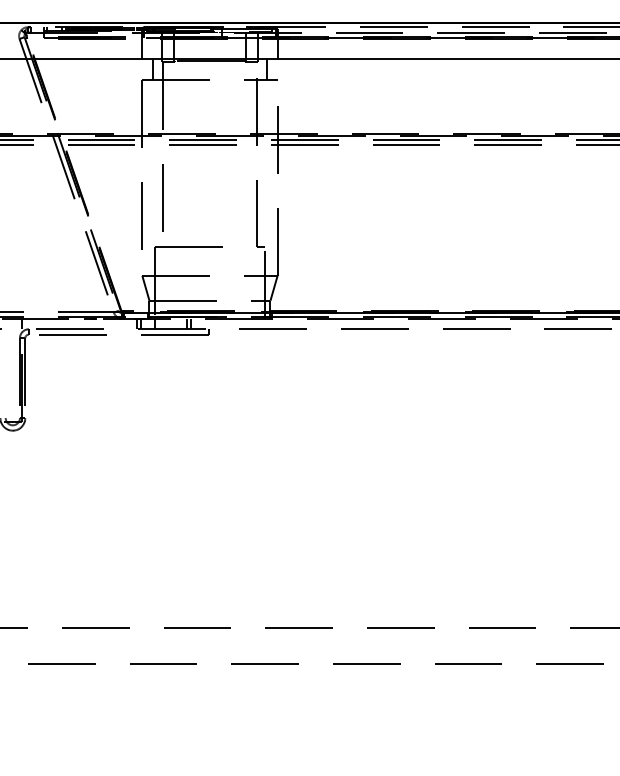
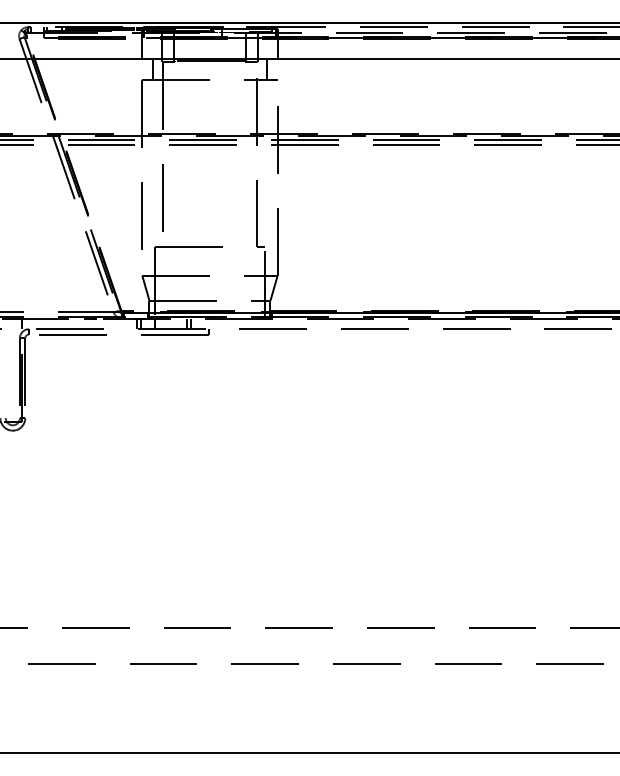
line: none -> present (309, 752)
